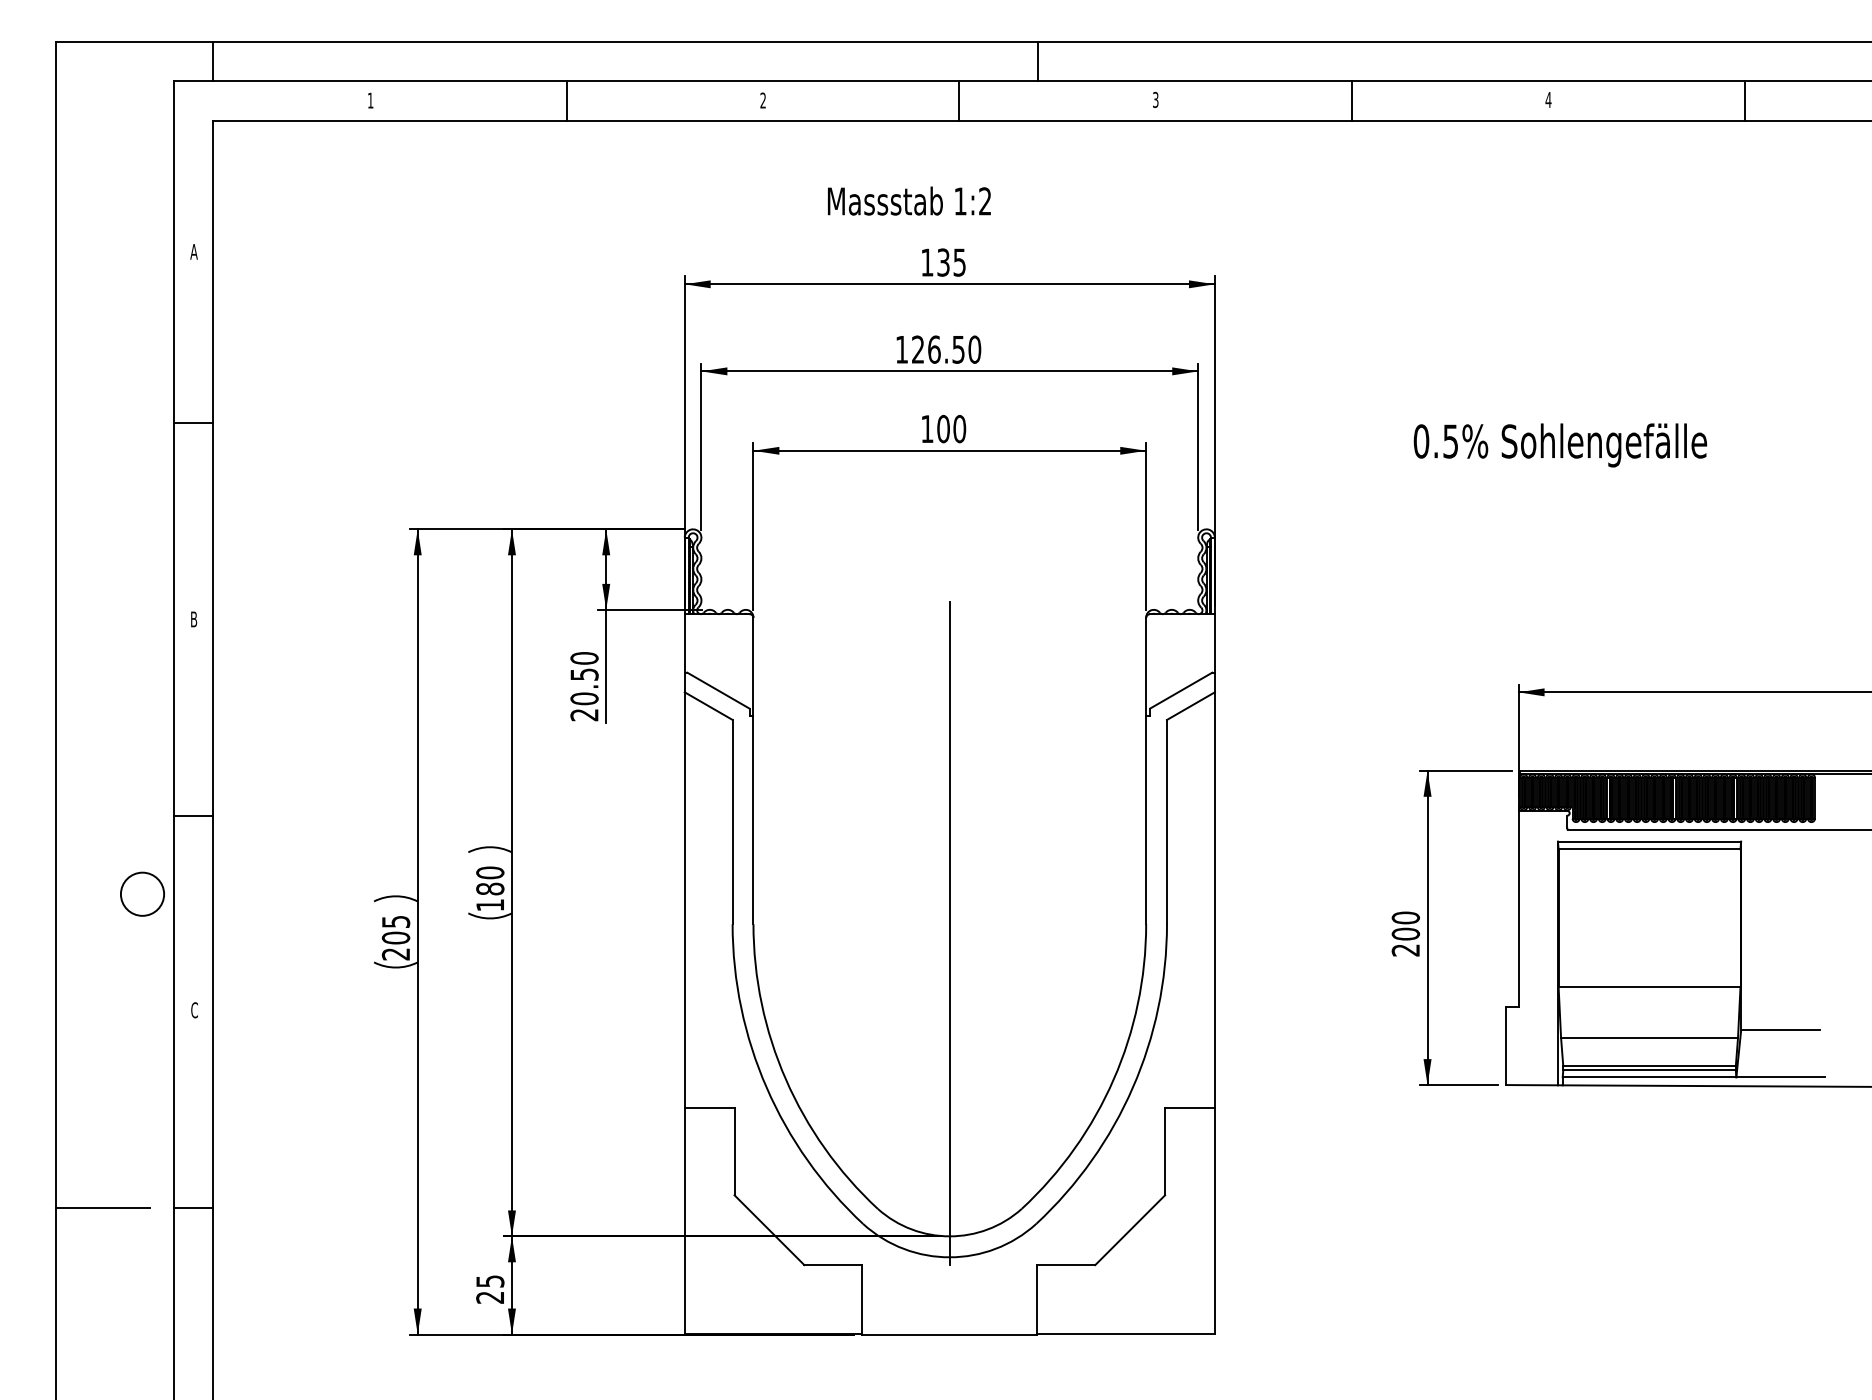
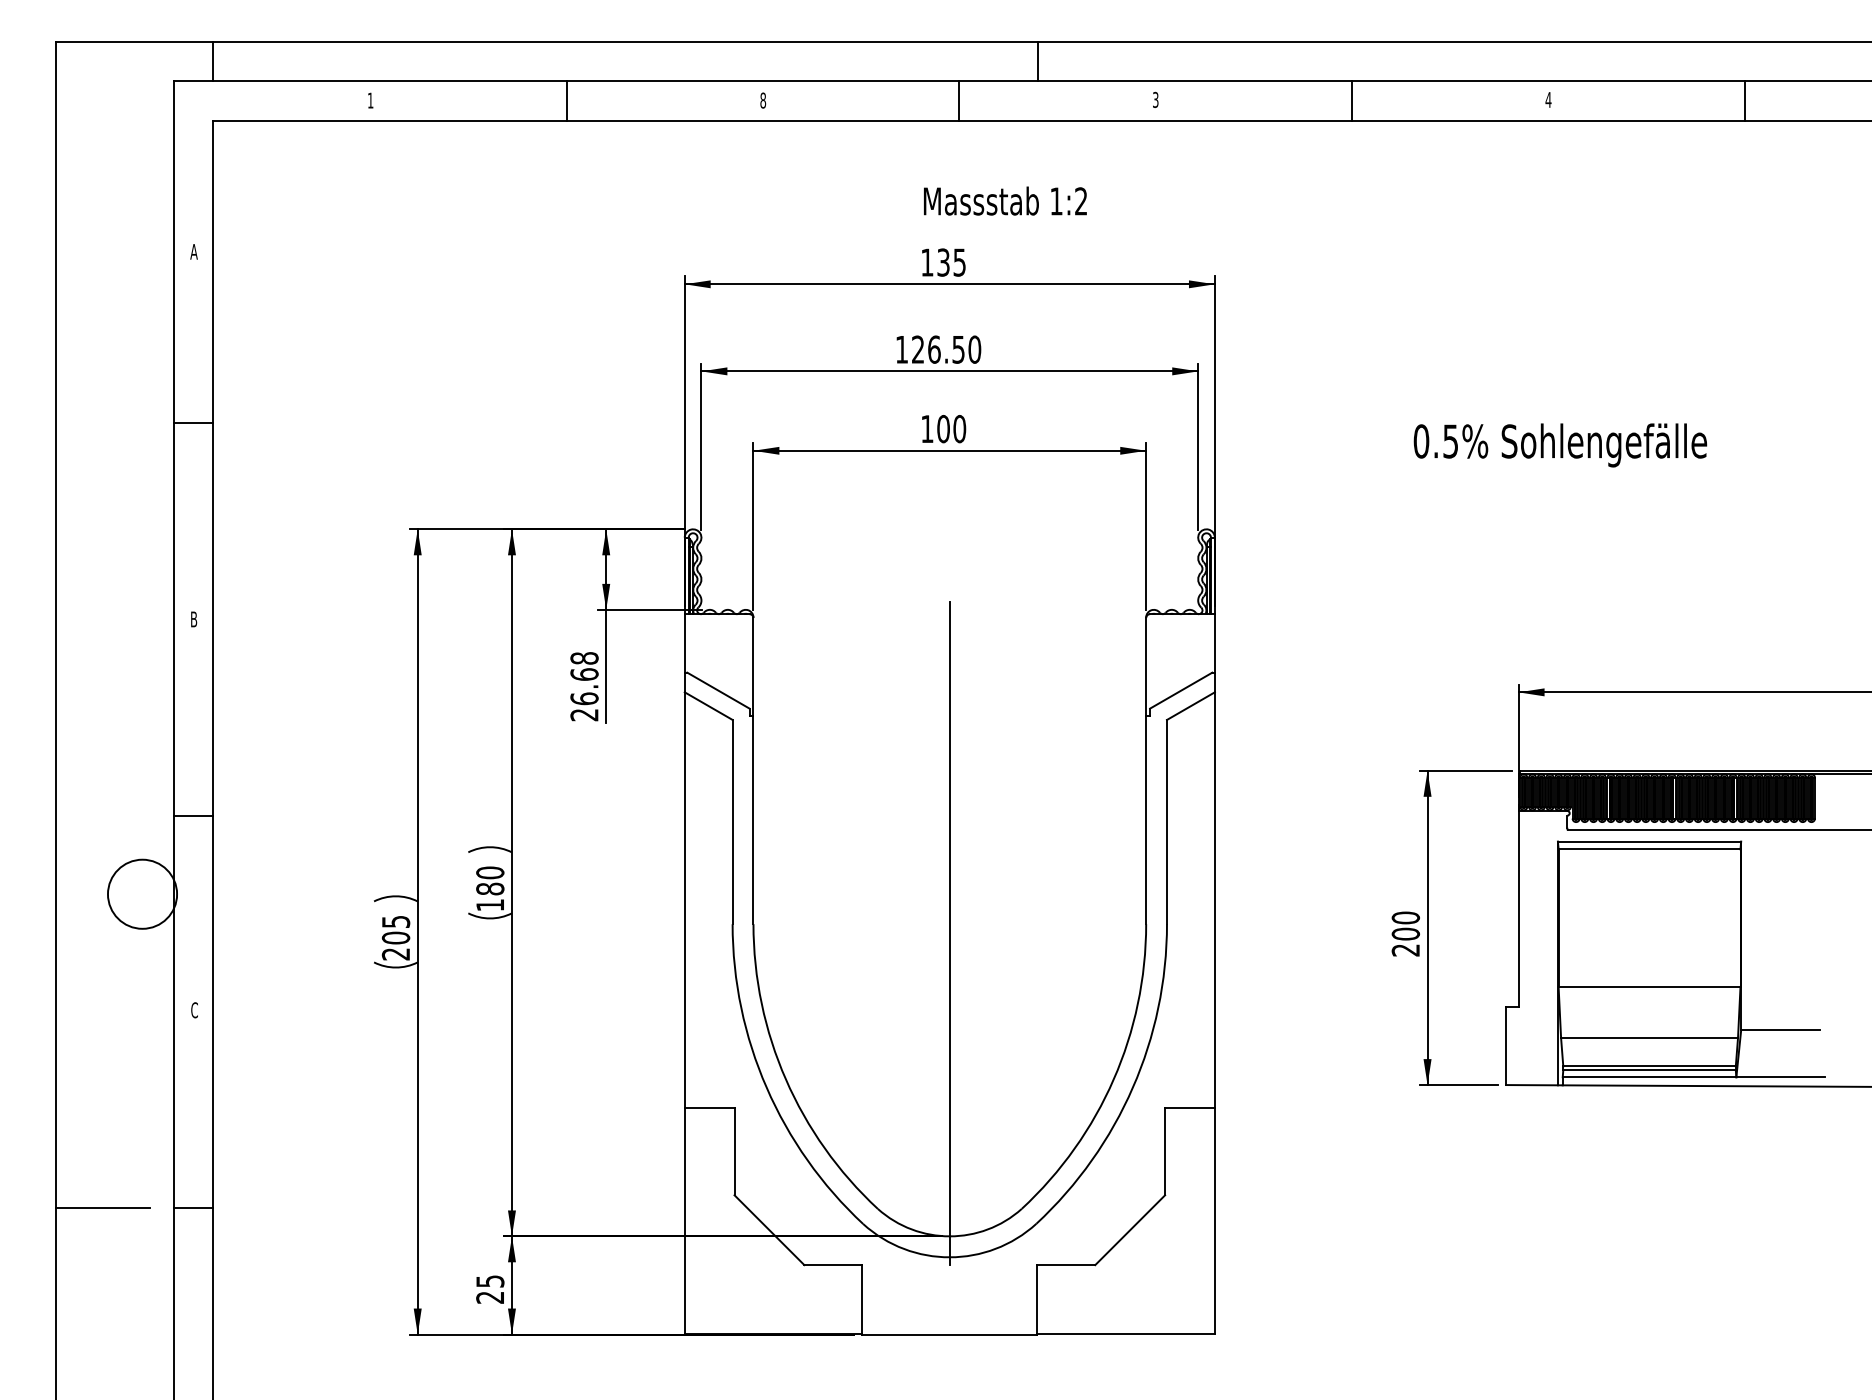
text: 2 -> 8 (763, 100)
text position: (909, 200) -> (1005, 200) (1005, 200)
text: 20.50 -> 26.68 (584, 678)
circle diameter: 43 px -> 69 px (142, 893)
